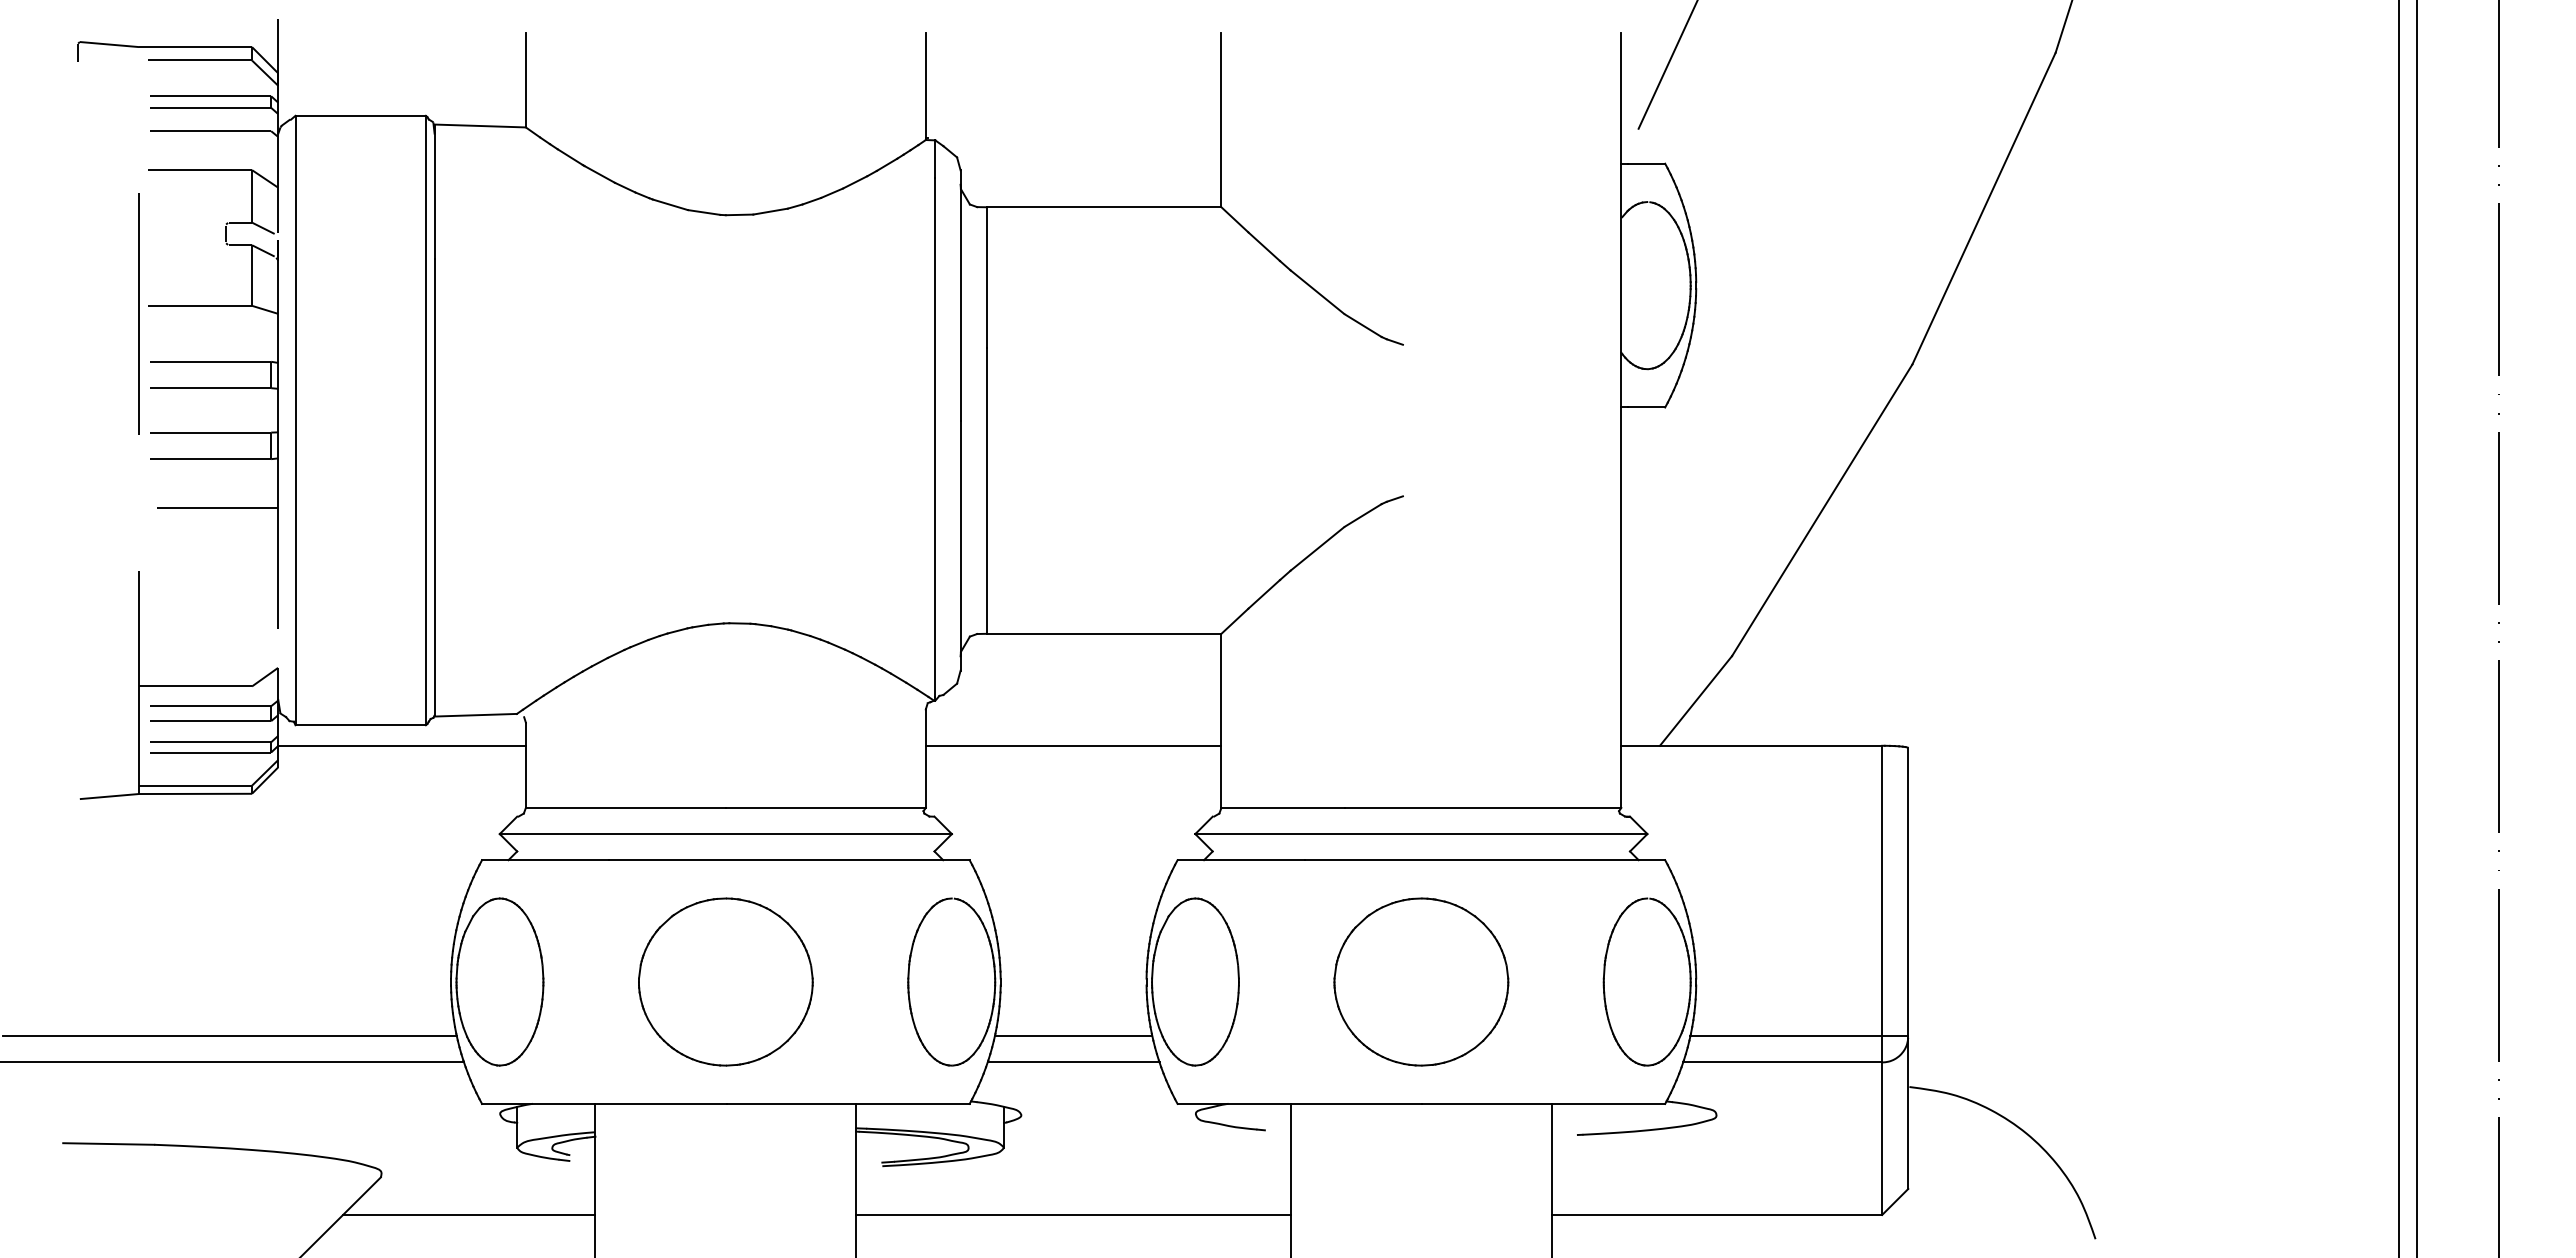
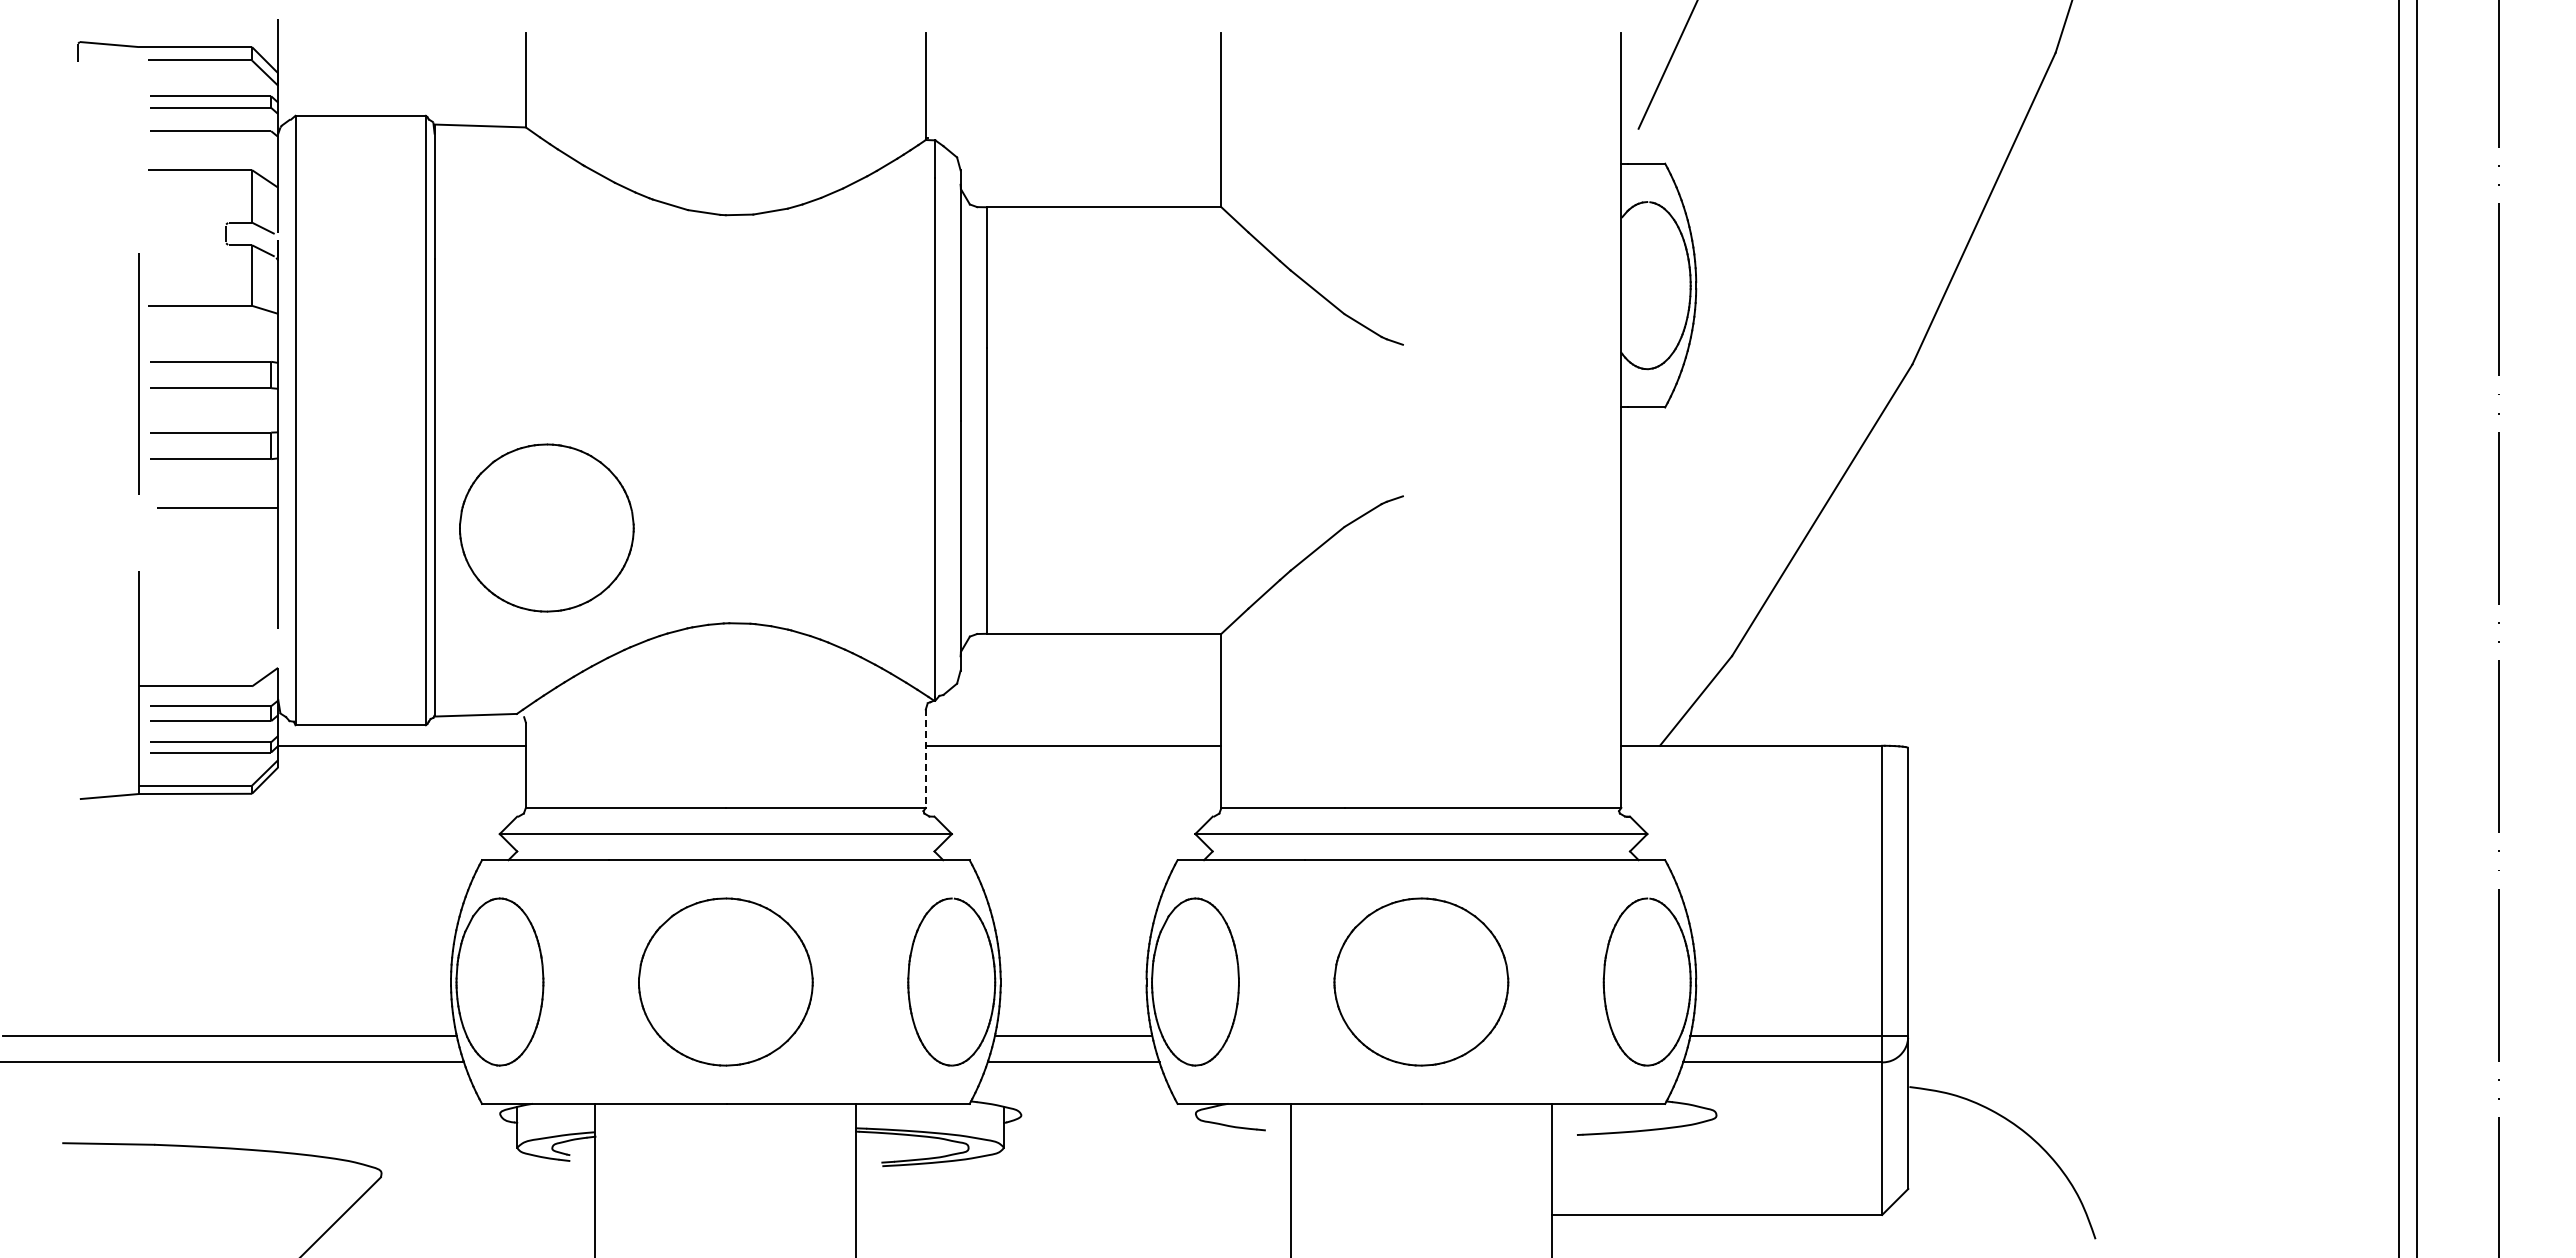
line position: (138, 313) -> (138, 373) (138, 373)
part: none -> present (546, 527)
line: solid -> dashed (925, 759)
line: present -> none (469, 1214)
line: present -> none (1073, 1214)
